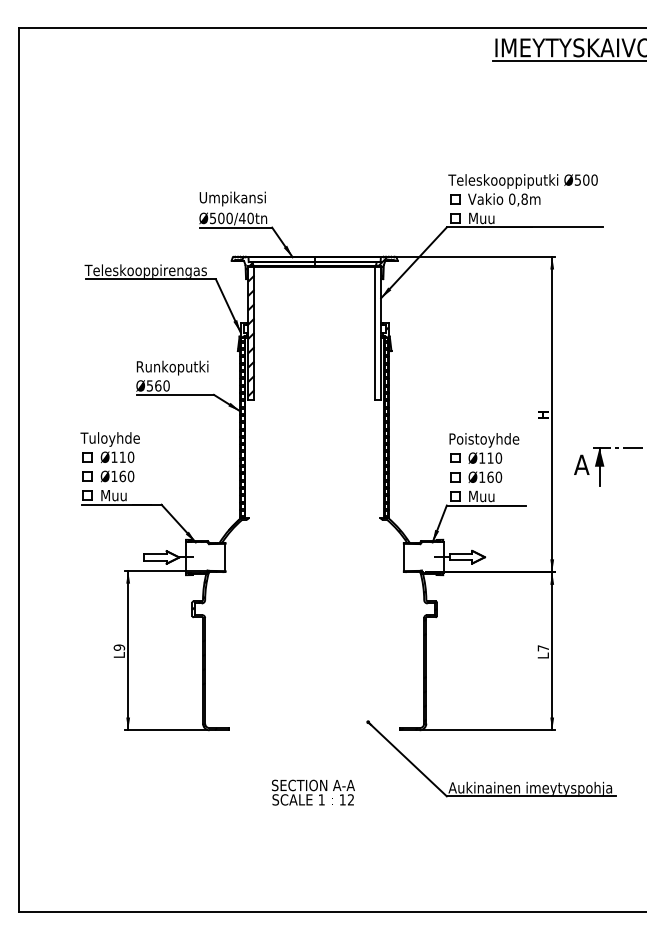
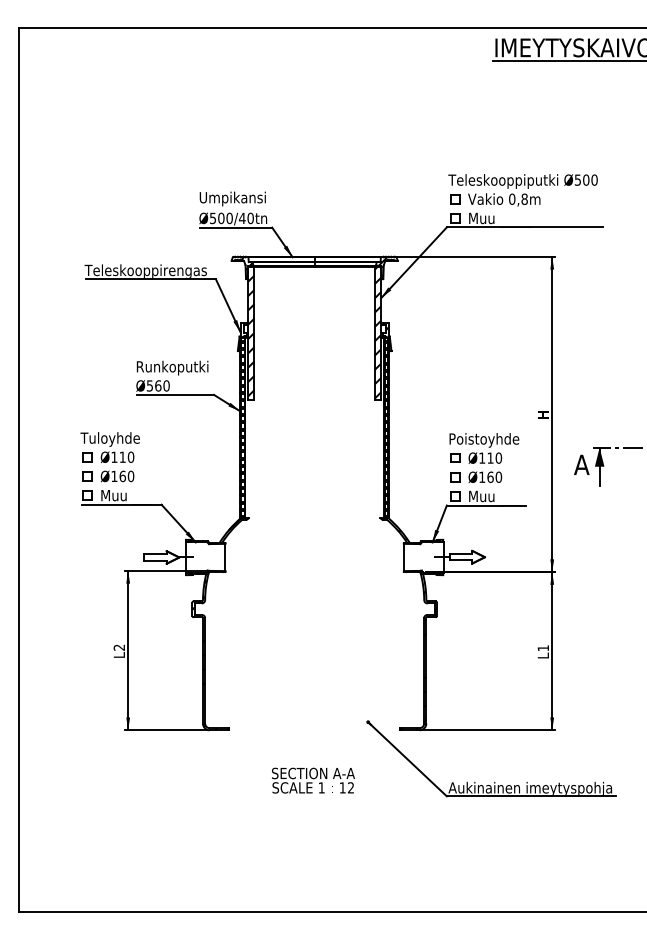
hatch: none -> present (377, 332)
text: L9 -> L2 (119, 647)
text: L7 -> L1 (542, 648)
text position: (313, 792) -> (313, 780) (313, 780)
